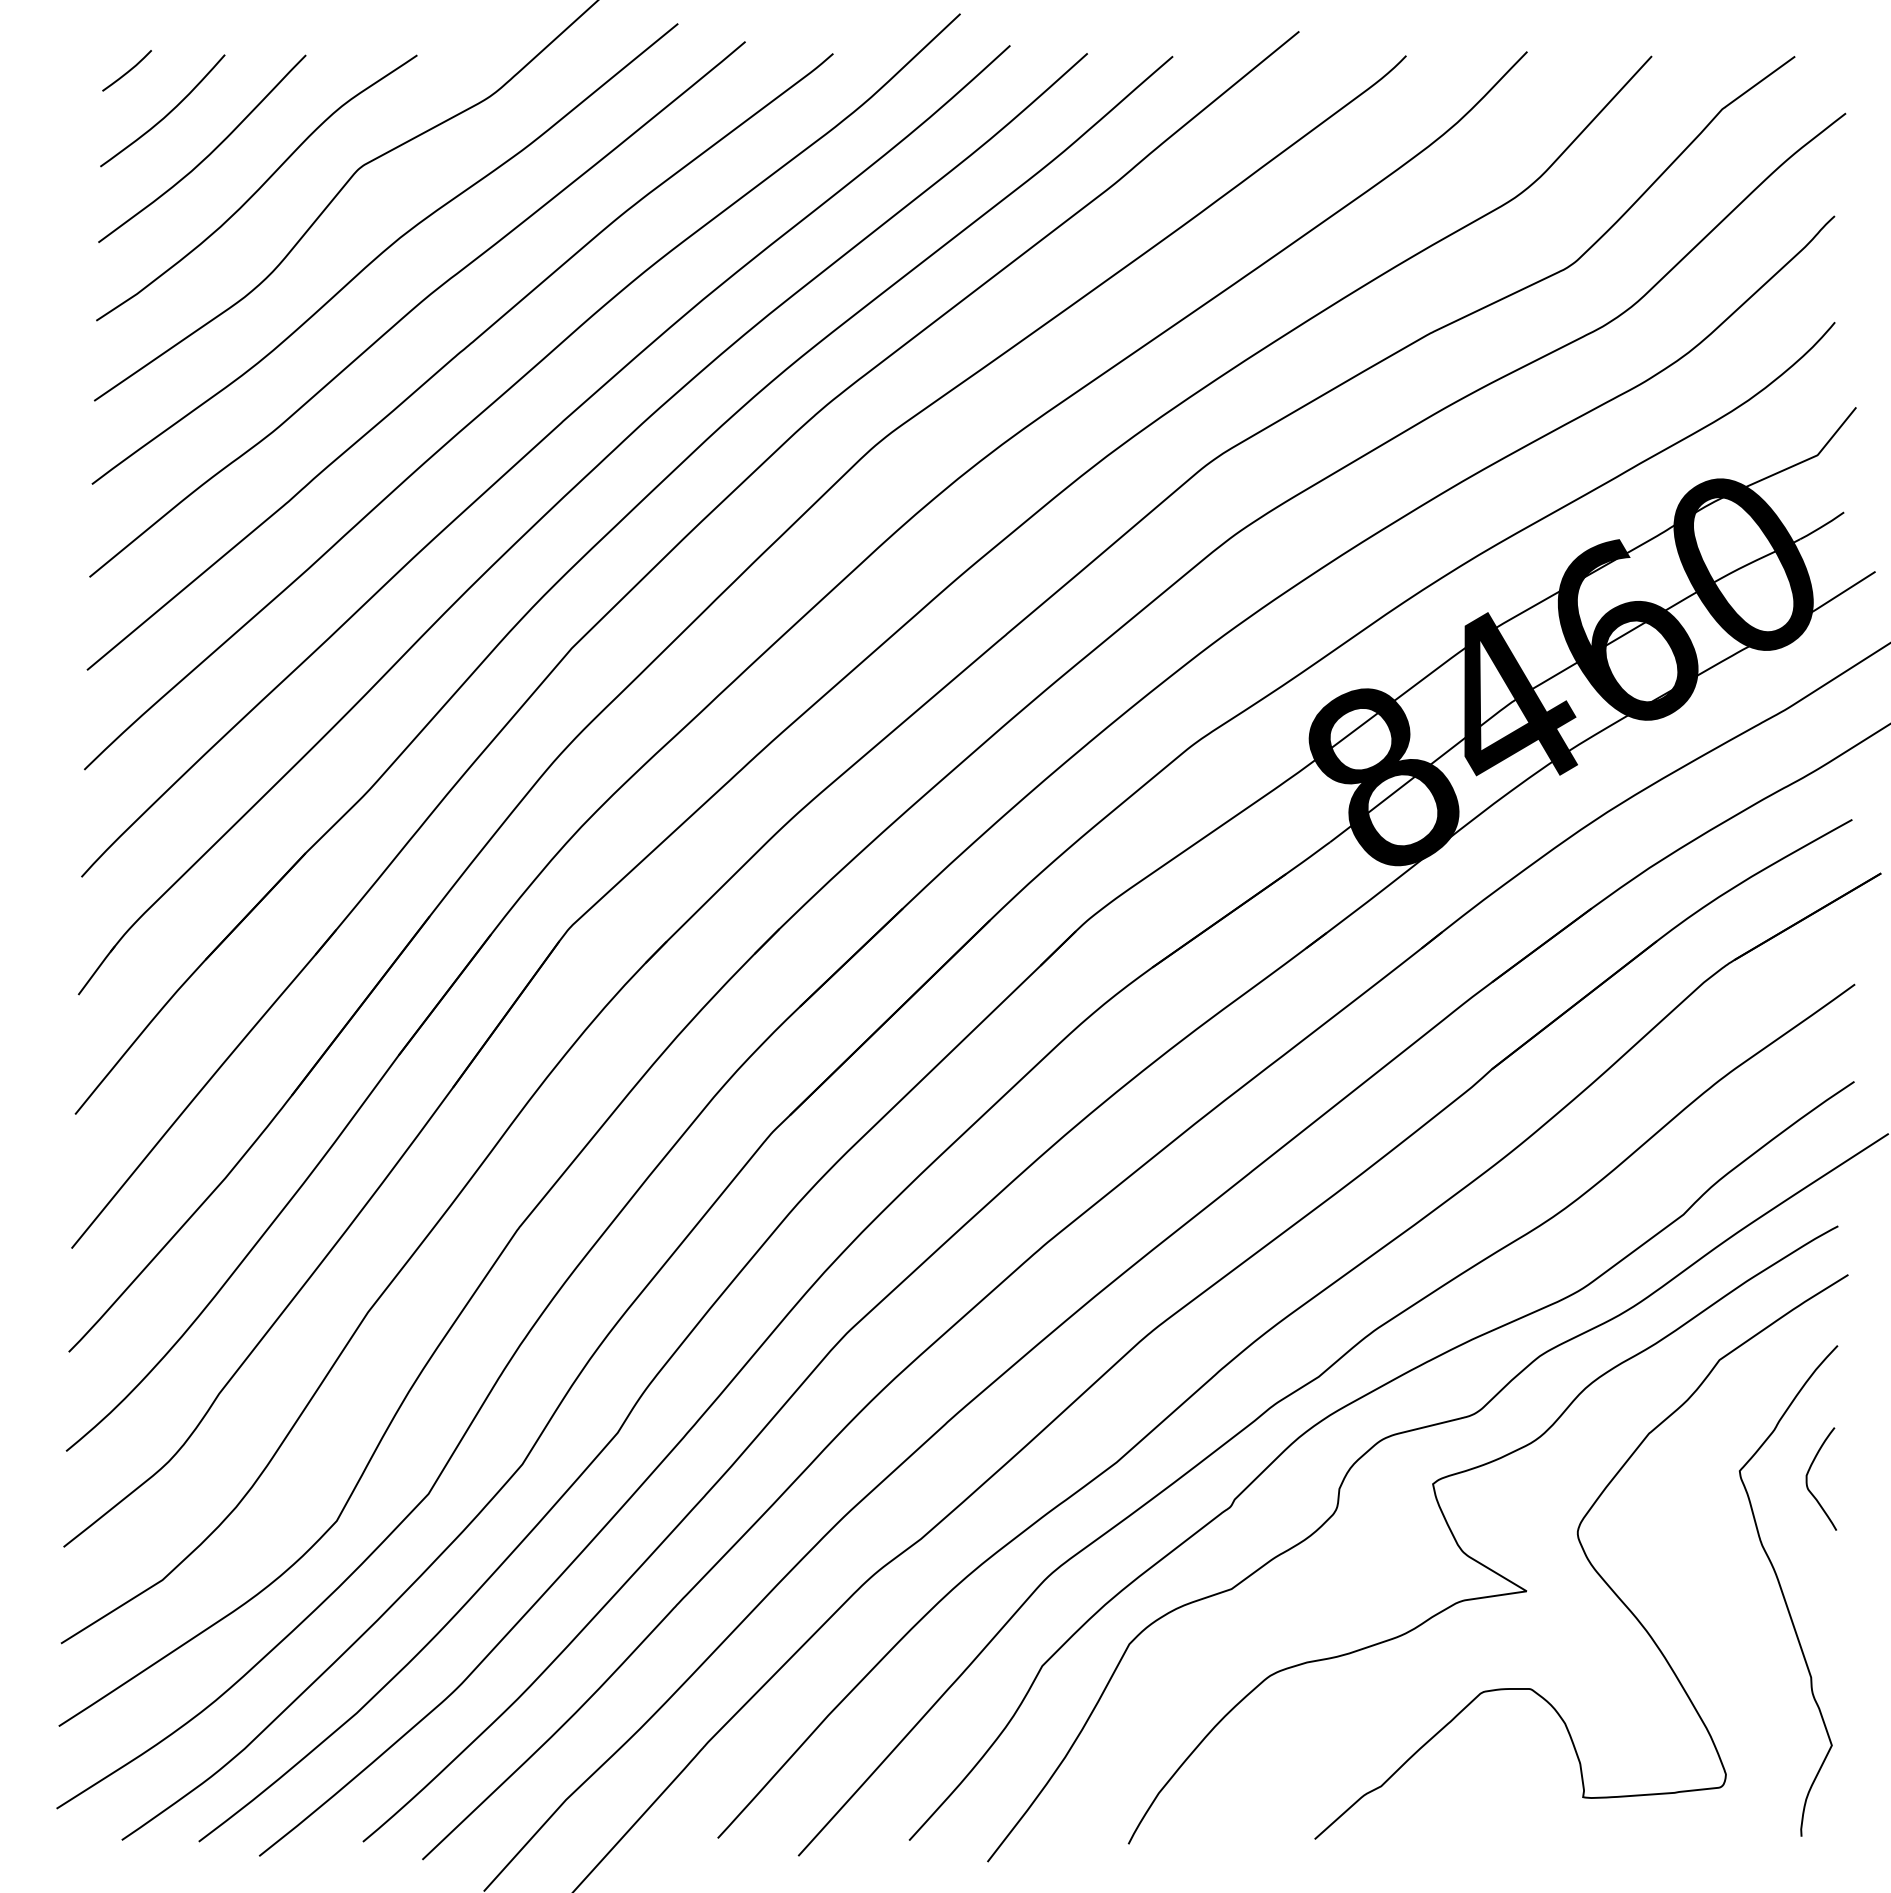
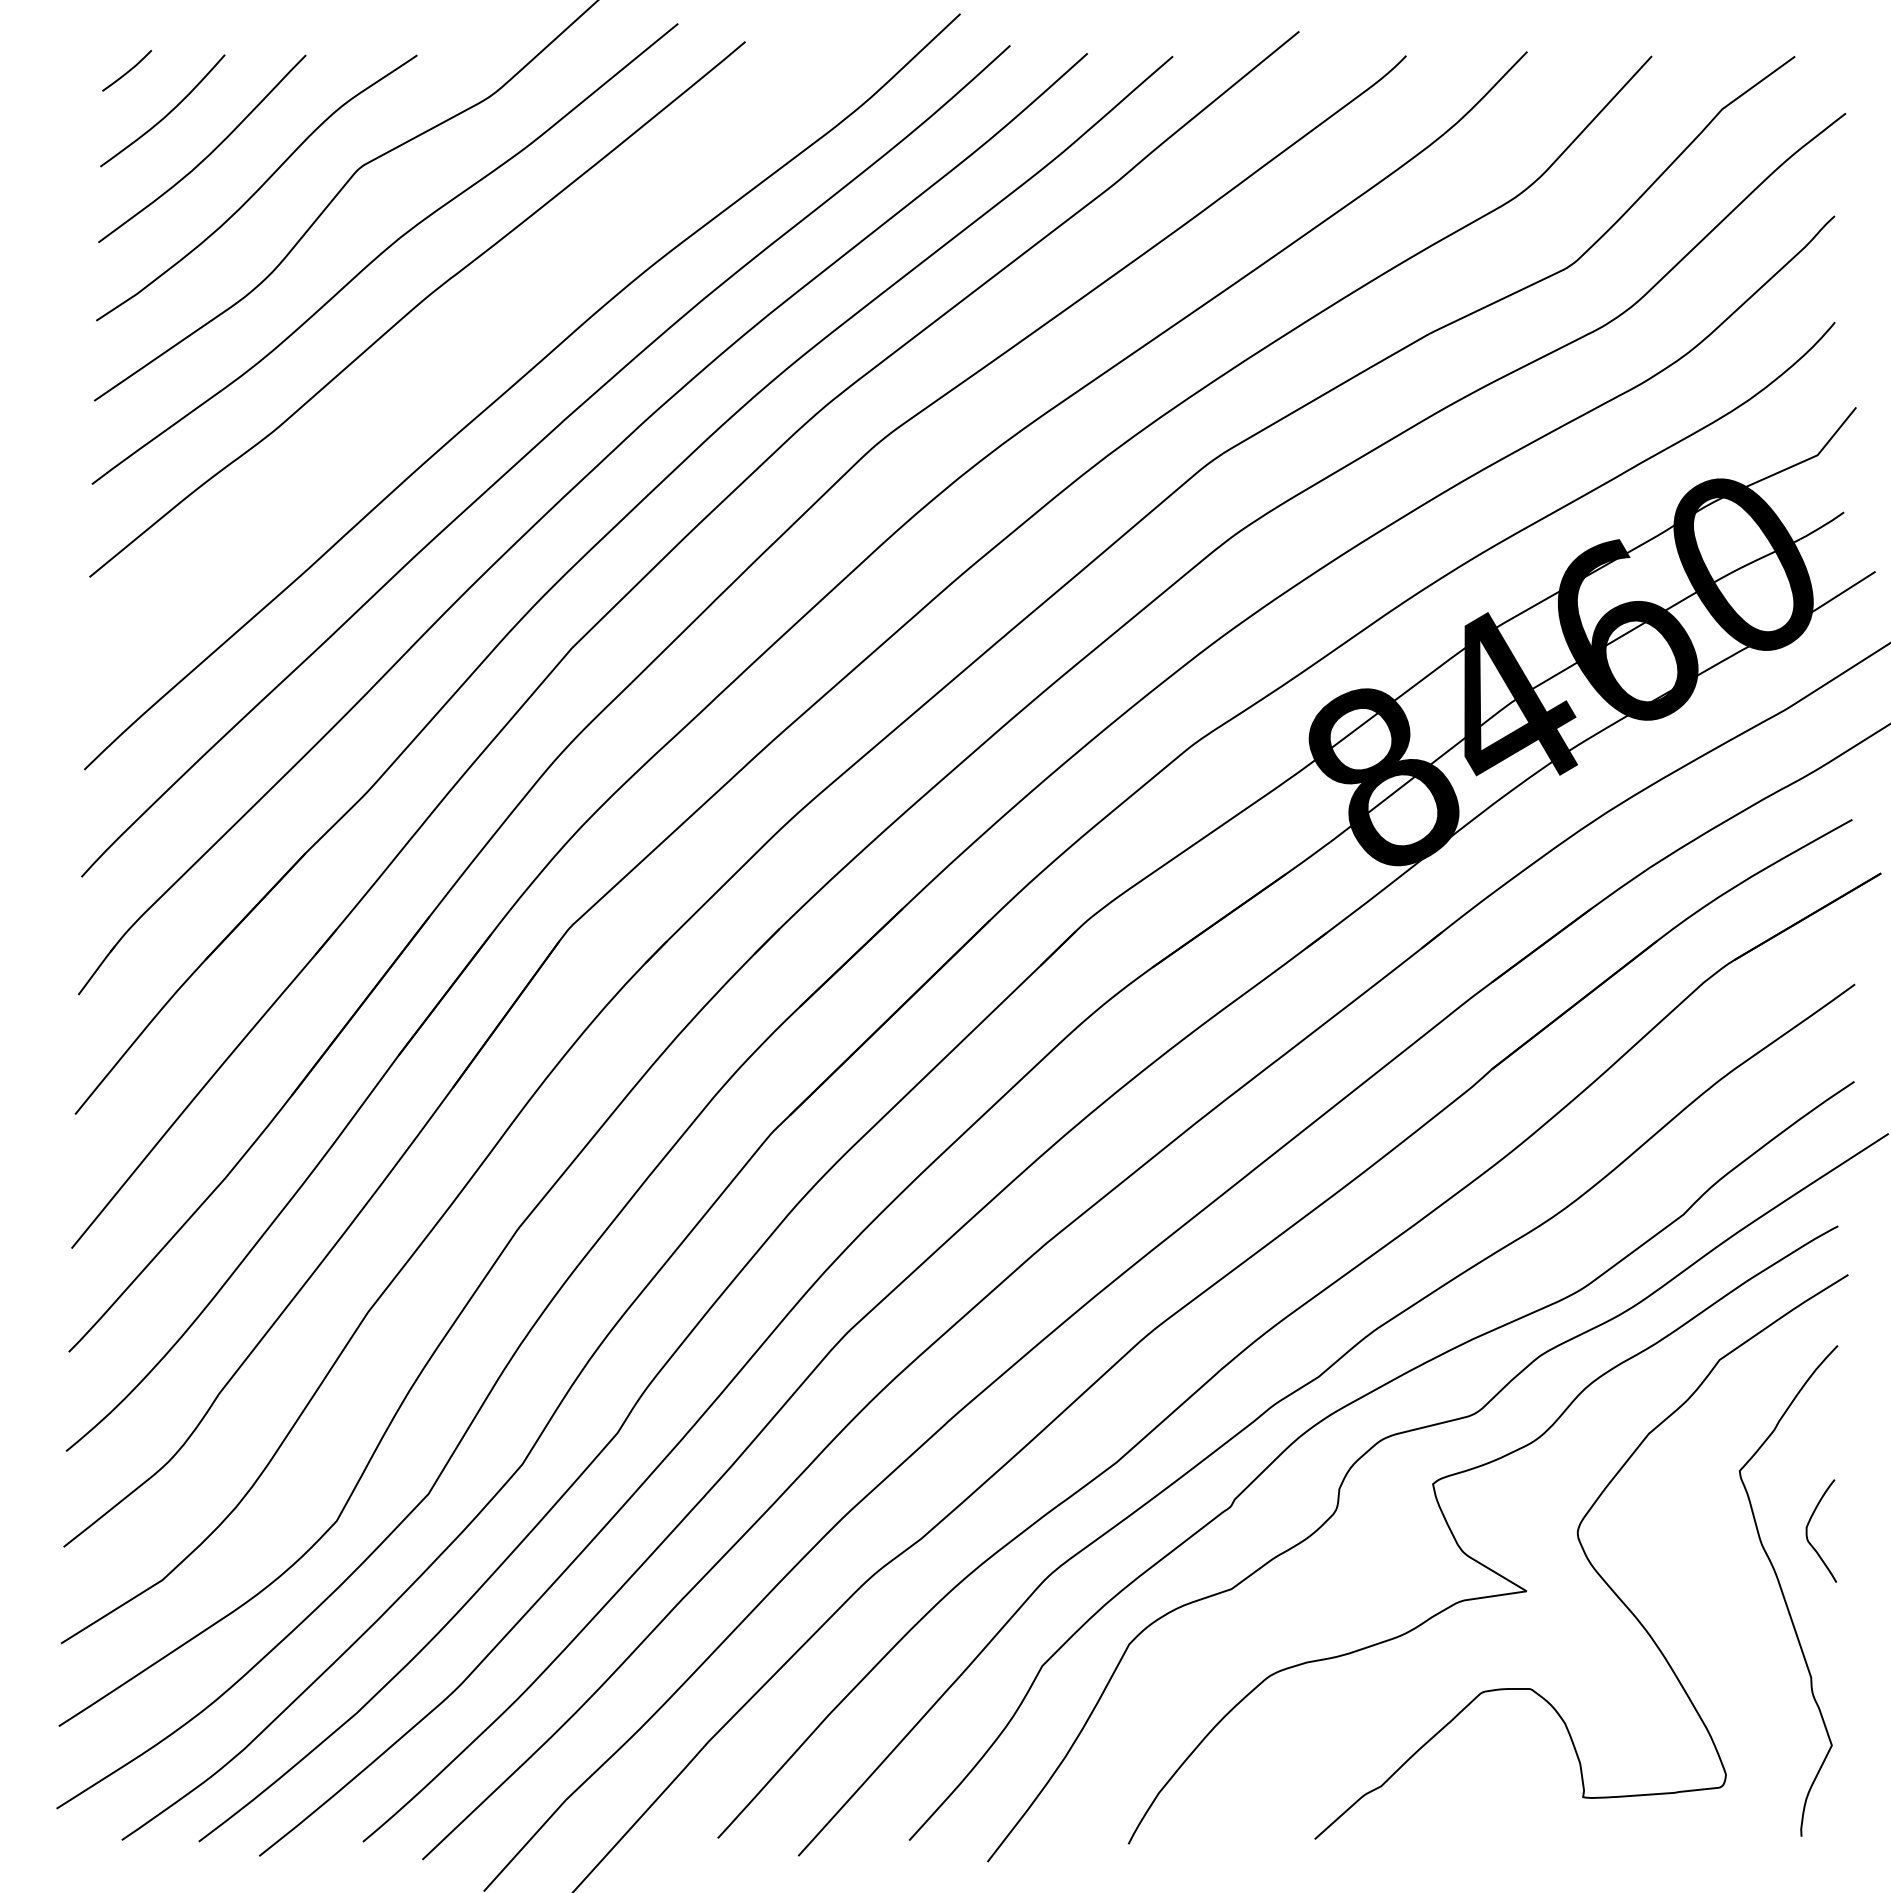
curve: present -> none (455, 357)
curve position: (1808, 1474) -> (1808, 1526) (1808, 1526)
